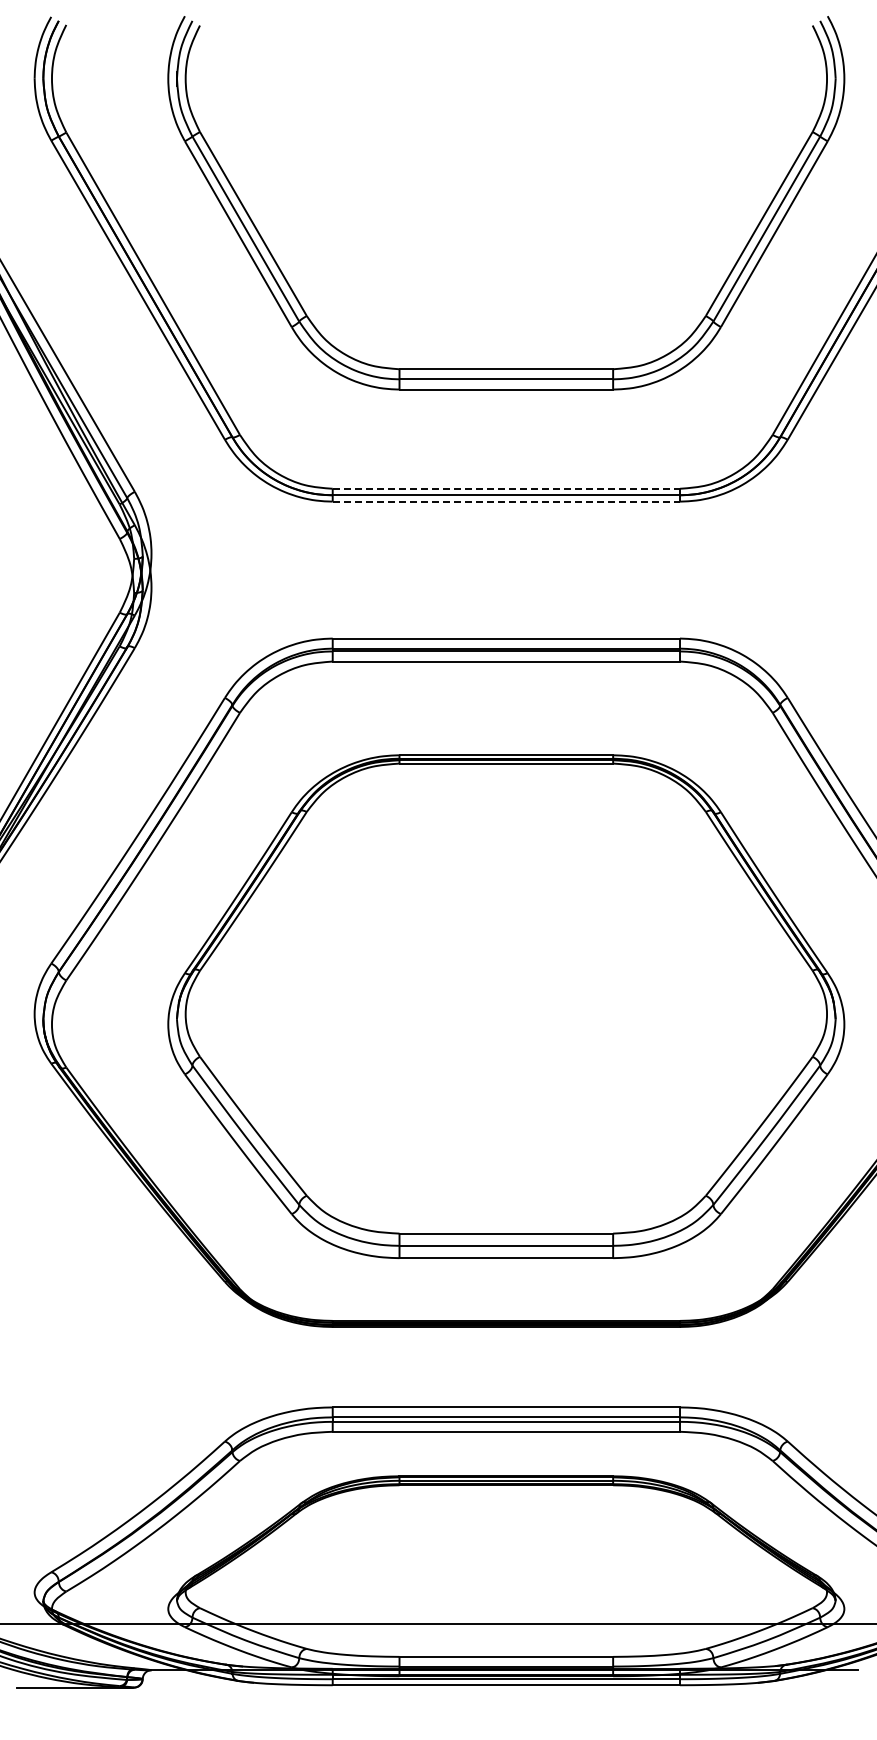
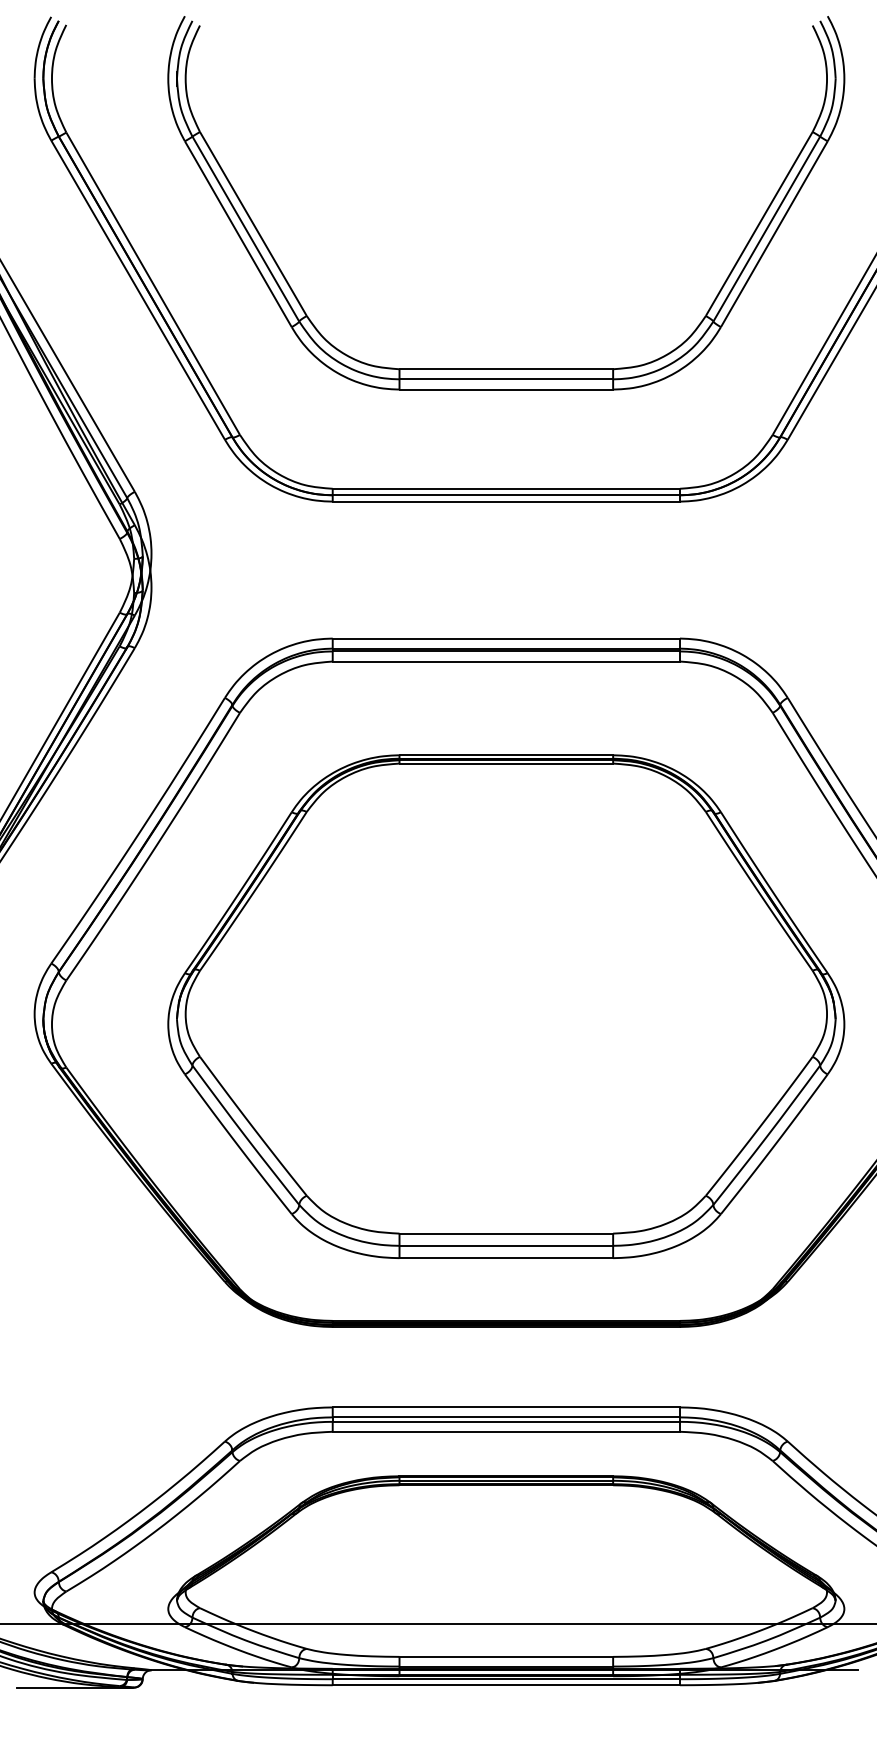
line: dashed -> solid (506, 488)
line: dashed -> solid (506, 501)
